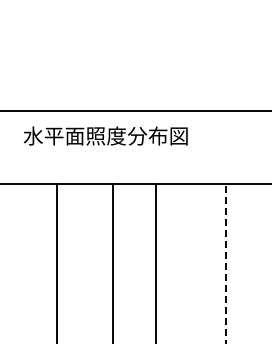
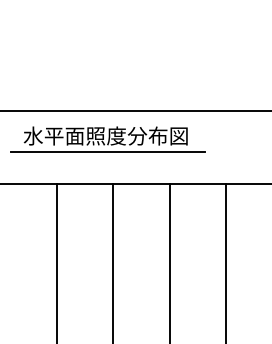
line: none -> present (107, 151)
line position: (155, 261) -> (169, 261) (169, 261)
line: dashed -> solid (226, 263)
